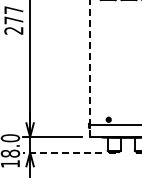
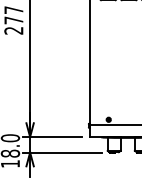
line: dashed -> solid (90, 68)
line: dashed -> solid (61, 152)
